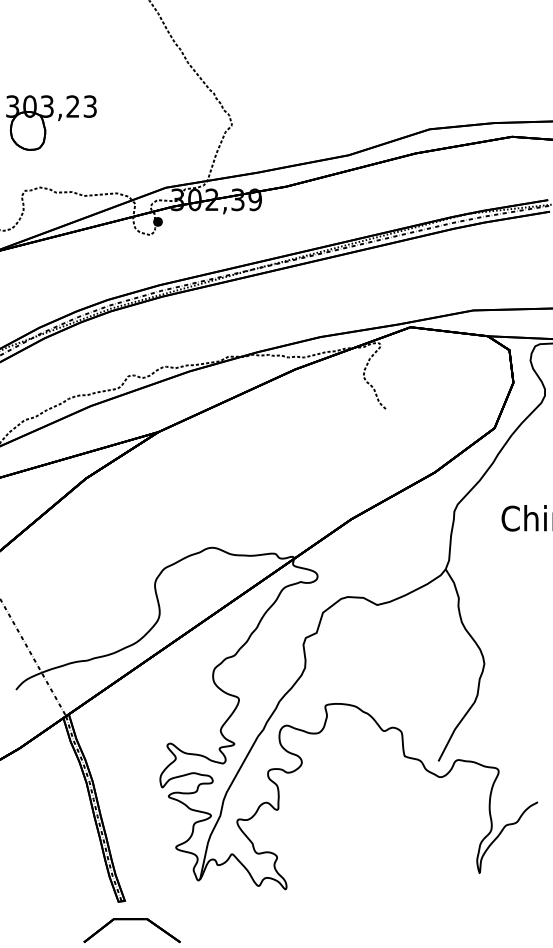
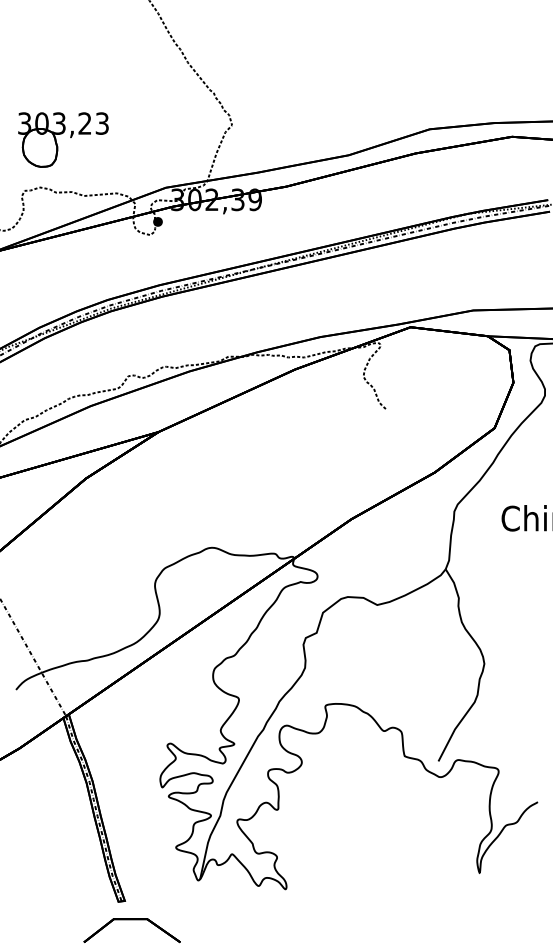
part position: (51, 122) -> (63, 139) (63, 139)
